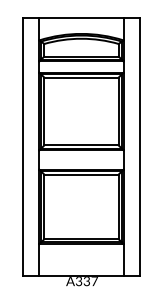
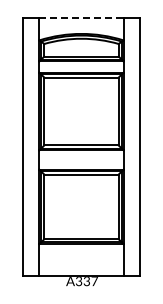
line: solid -> dashed (81, 17)
